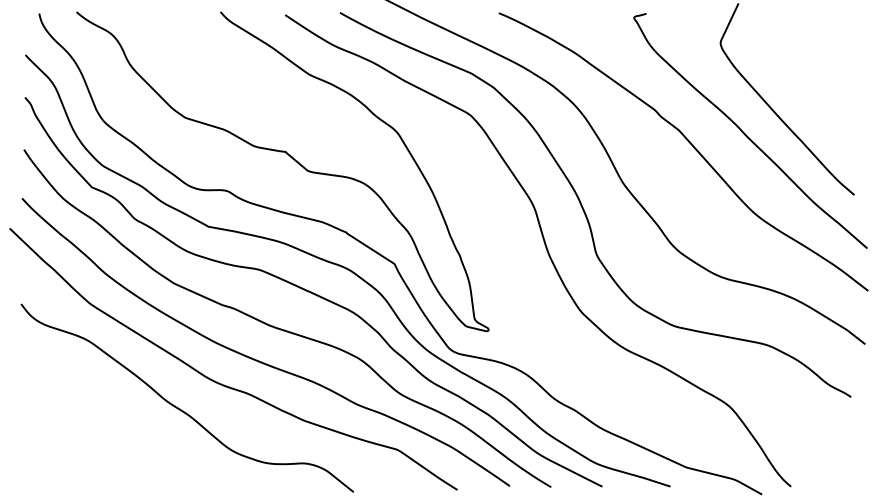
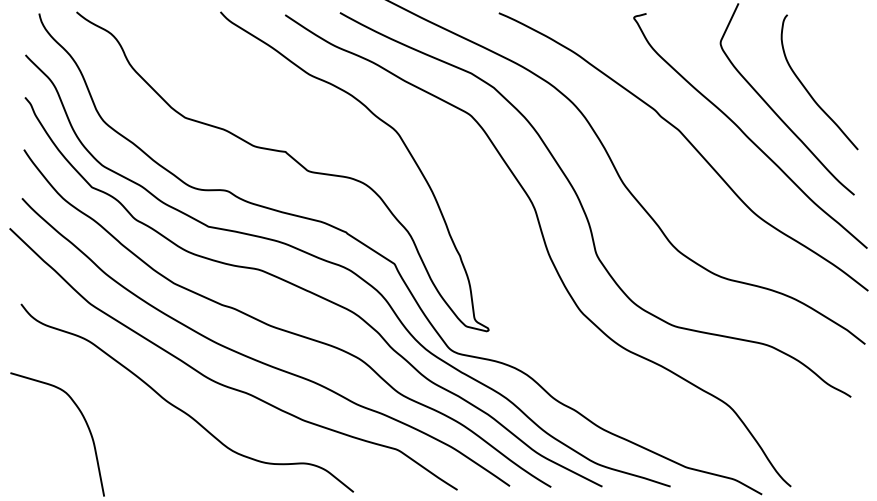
curve: none -> present (807, 89)
curve: none -> present (84, 421)
